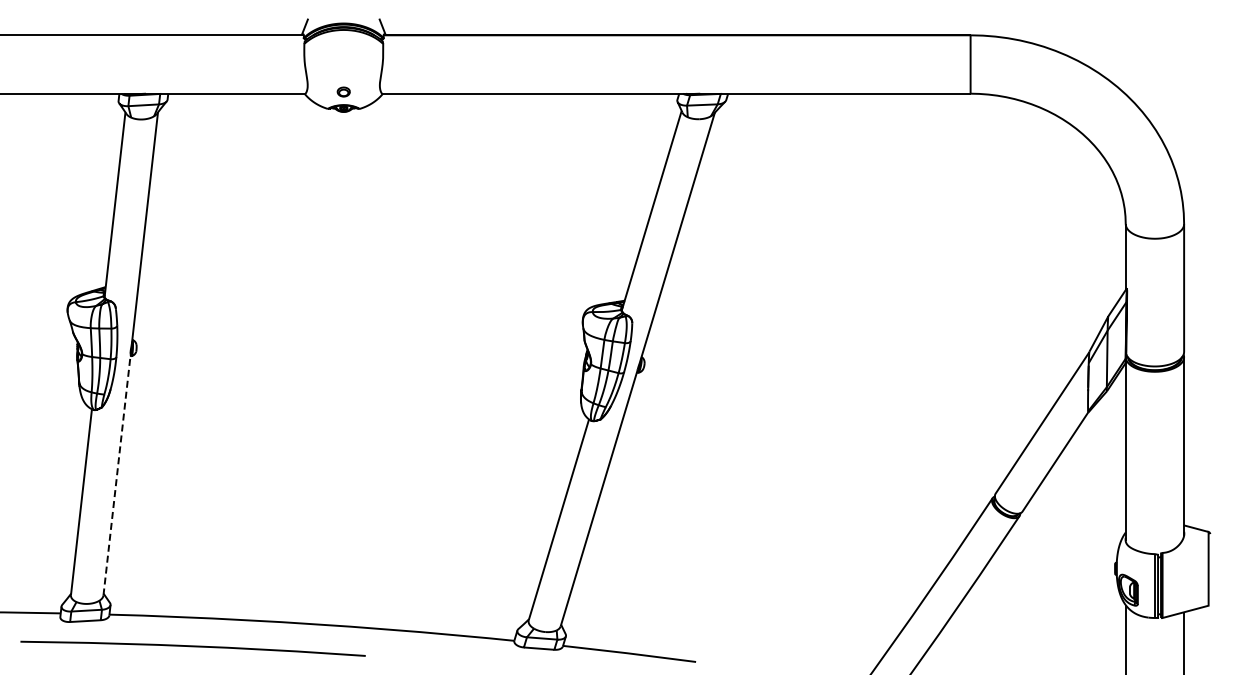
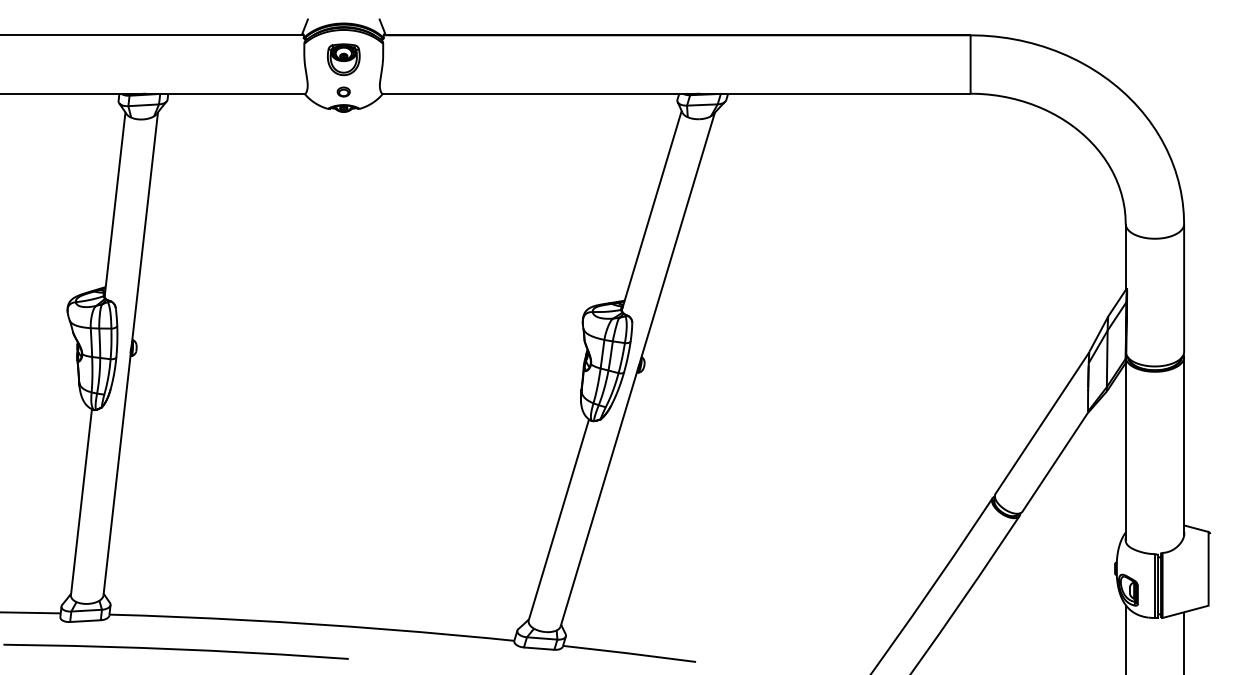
part: none -> present (343, 59)
line: dashed -> solid (117, 474)
curve position: (192, 647) -> (175, 650) (175, 650)
